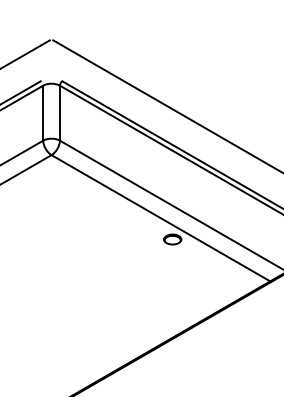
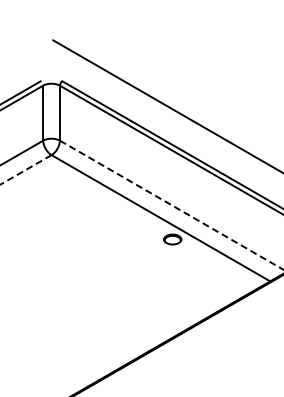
line: present -> none (25, 53)
line: solid -> dashed (25, 170)
line: solid -> dashed (172, 205)
